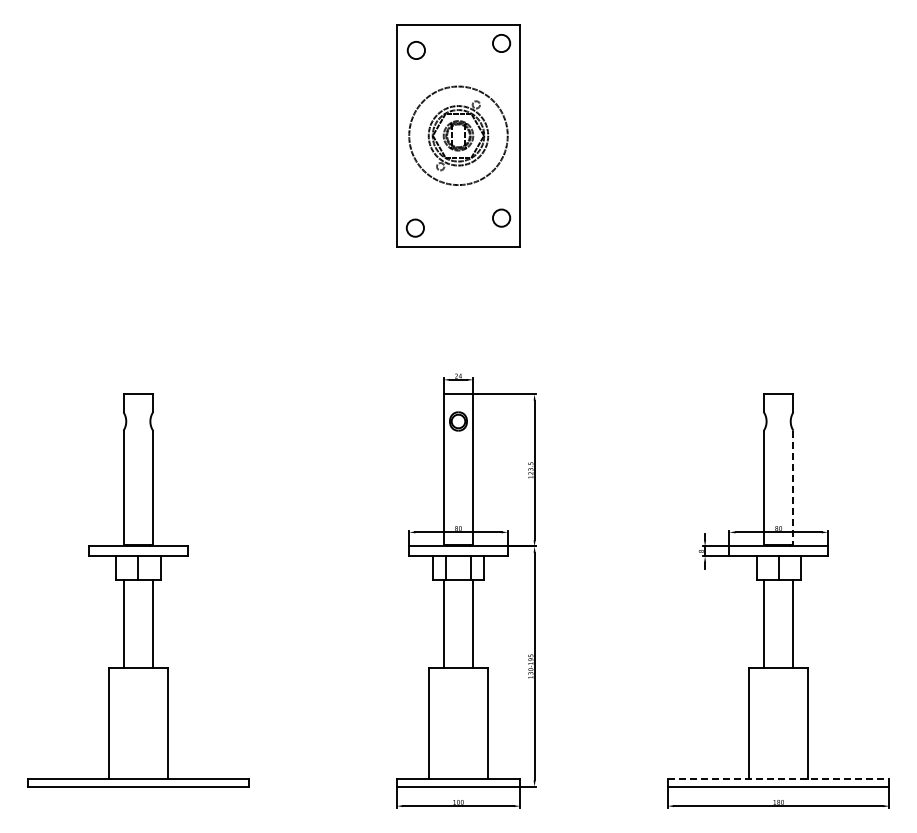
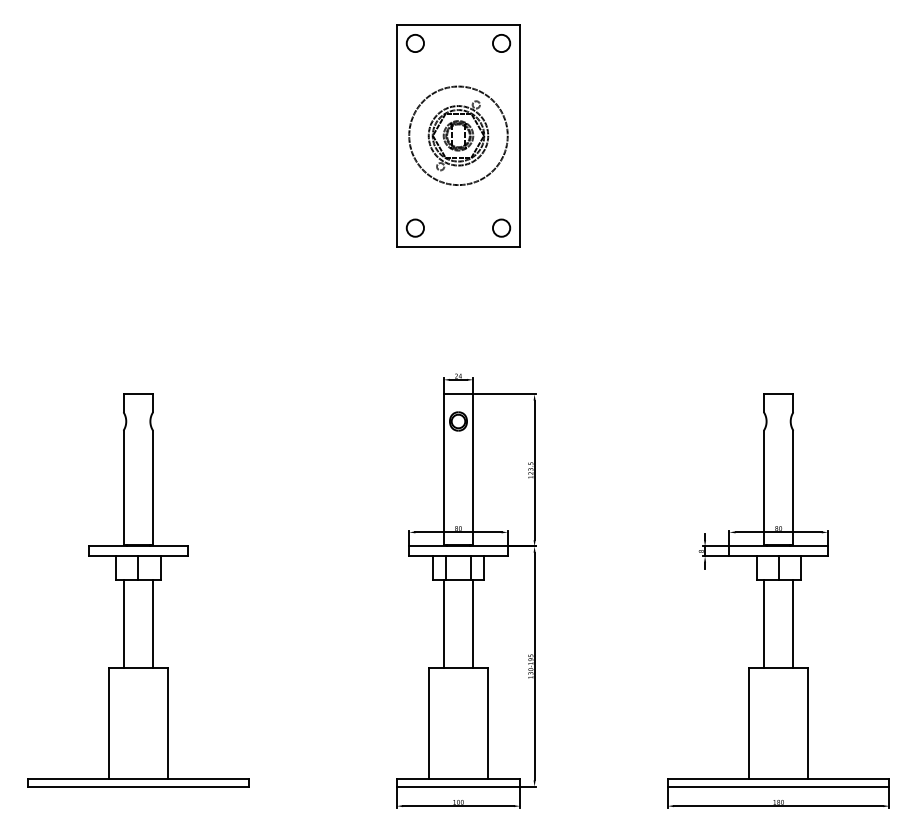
circle position: (415, 50) -> (414, 43) (414, 43)
circle position: (501, 217) -> (501, 227) (501, 227)
line: dashed -> solid (793, 487)
line: dashed -> solid (778, 779)
